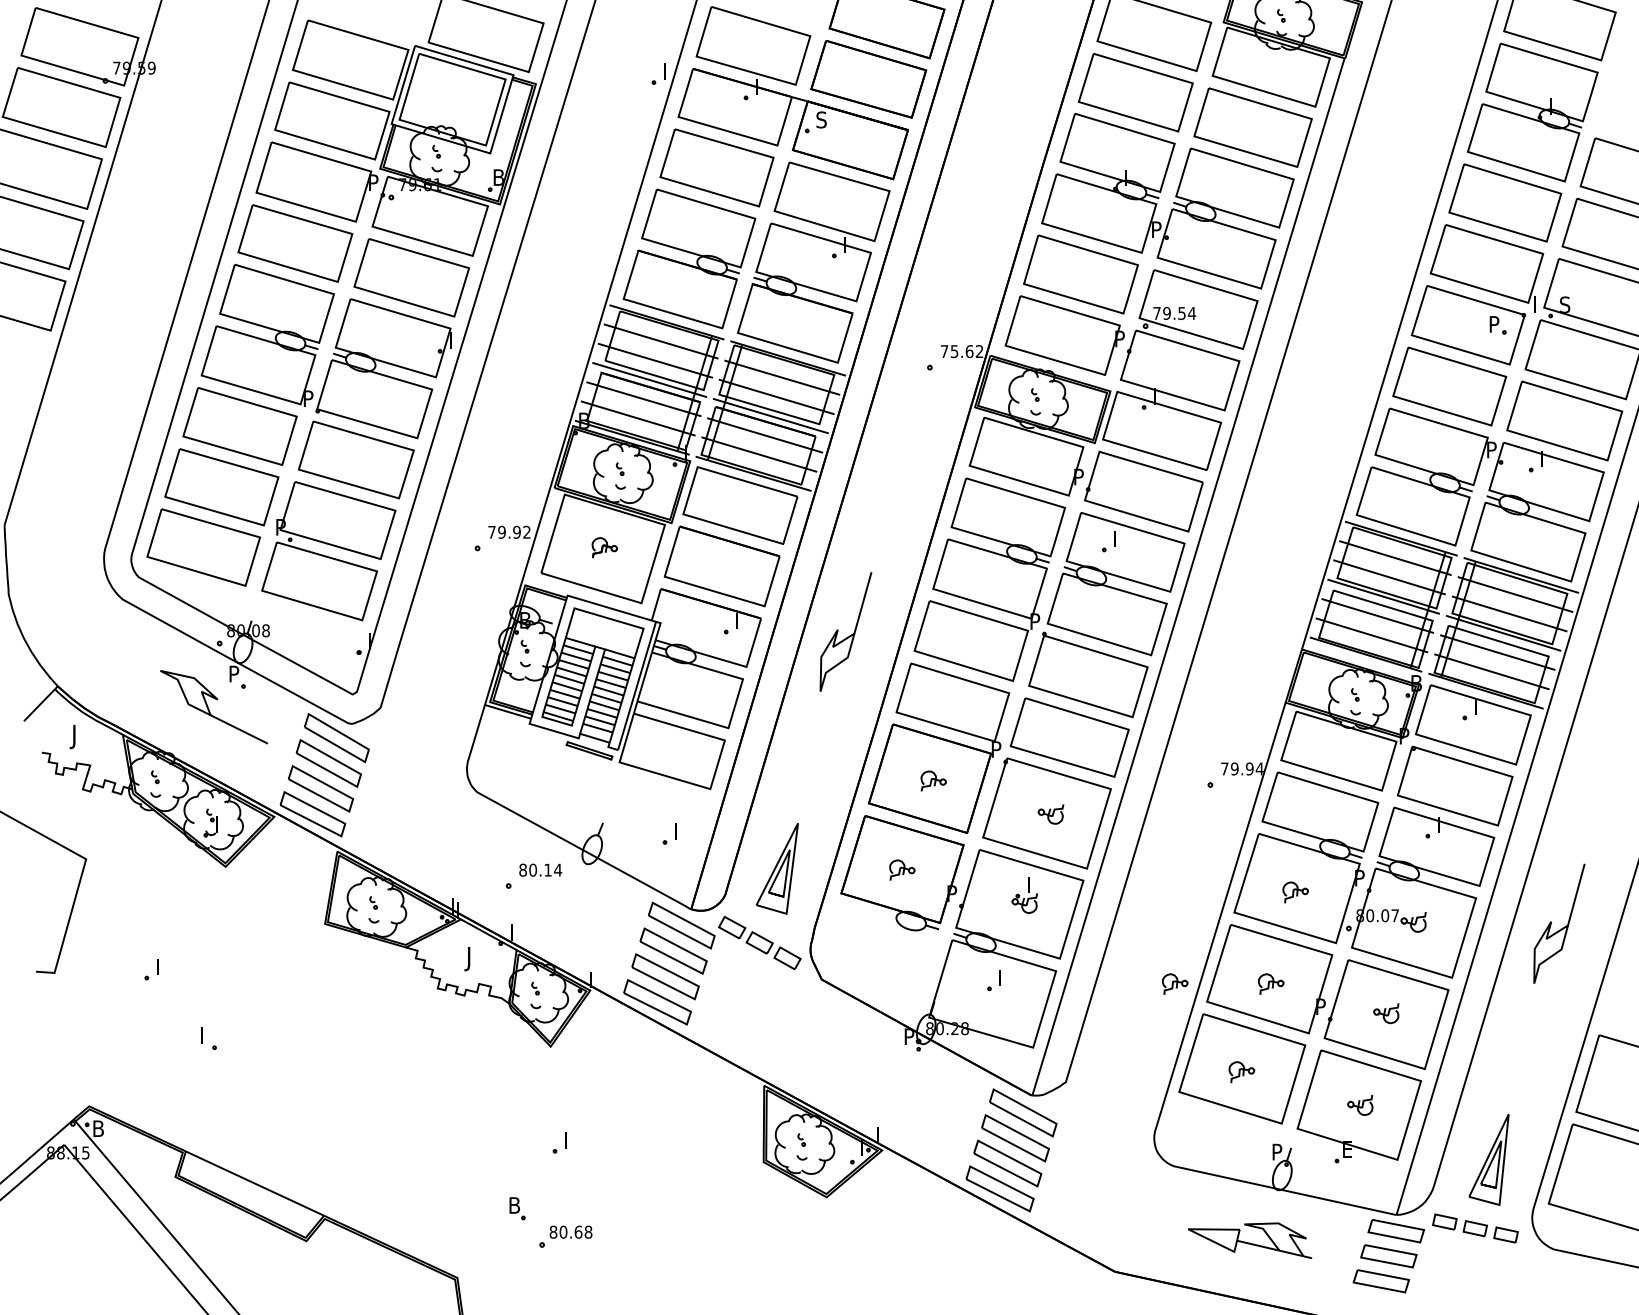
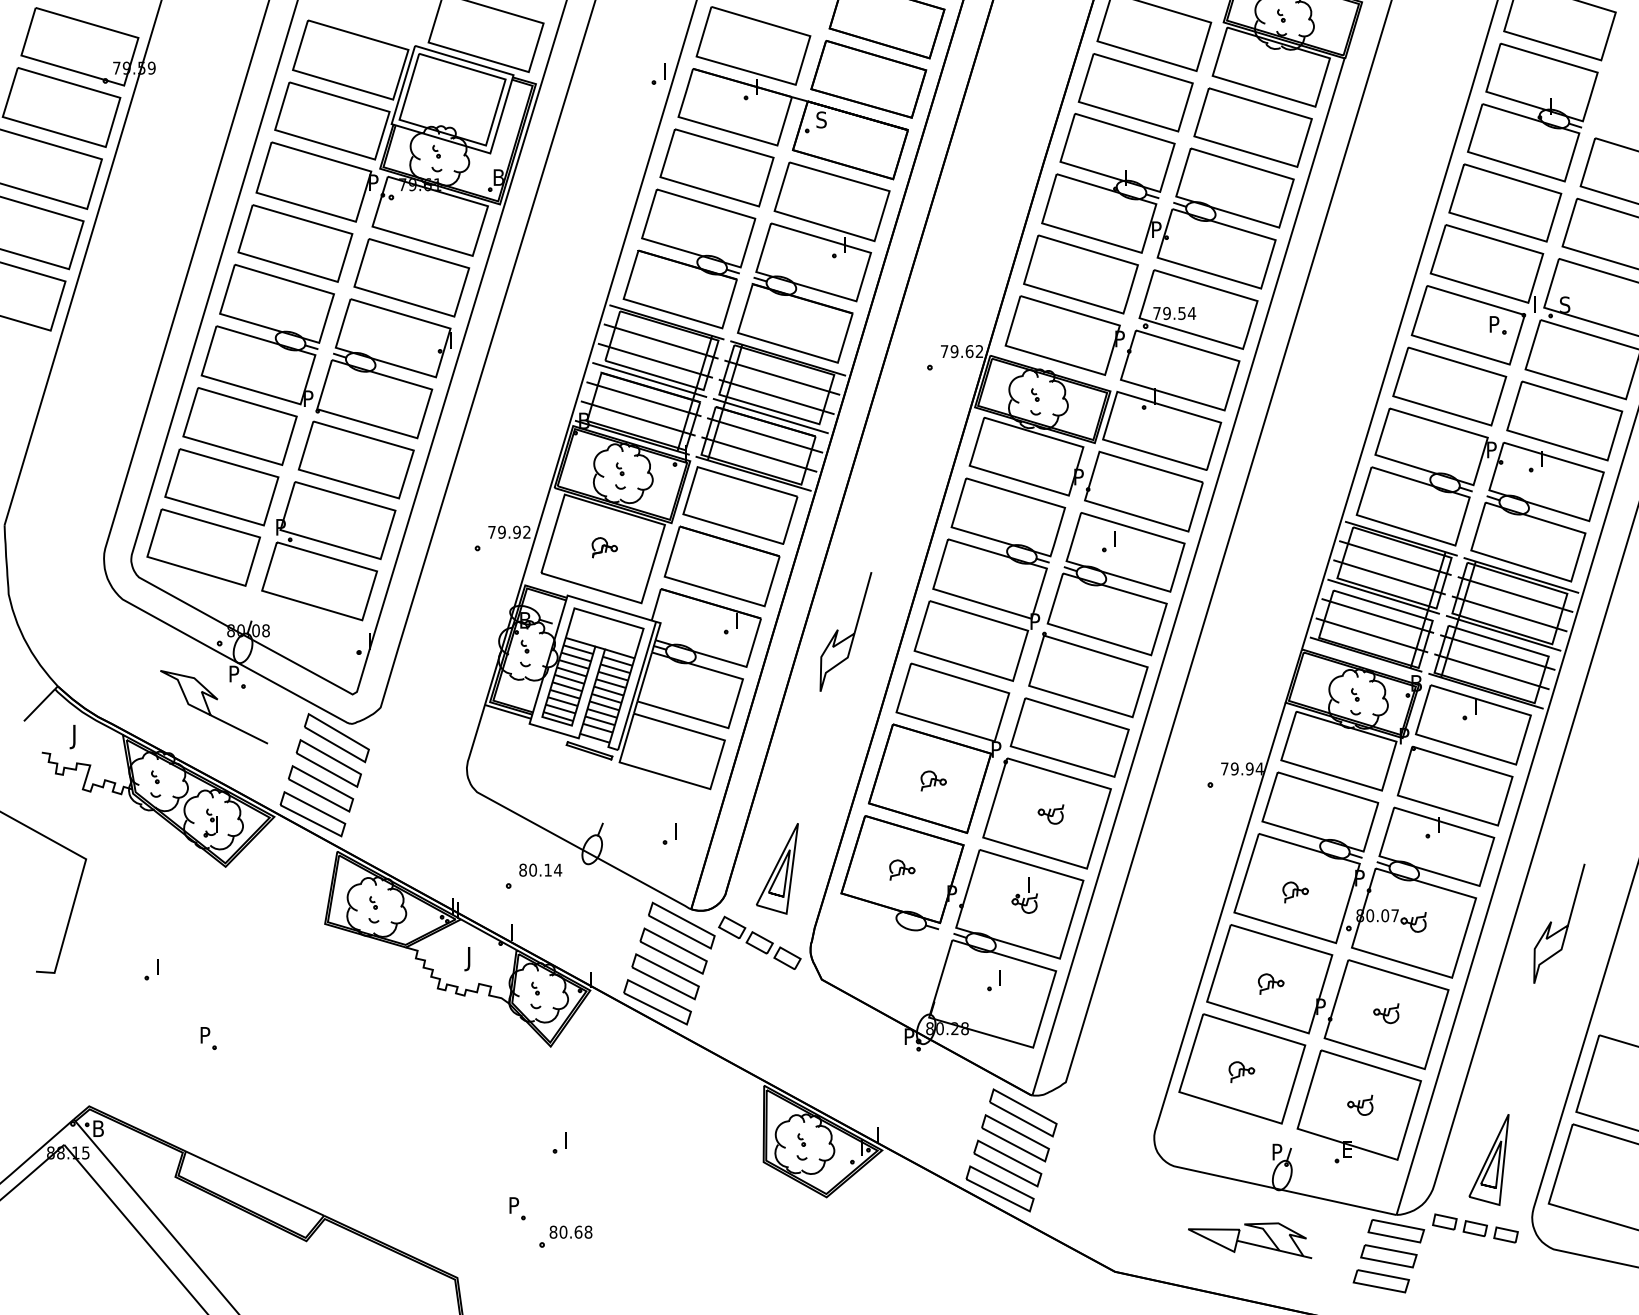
text: 75.62 -> 79.62 (954, 351)
part: present -> none (1175, 983)
text: I -> P (205, 1035)
text: B -> P (515, 1205)
